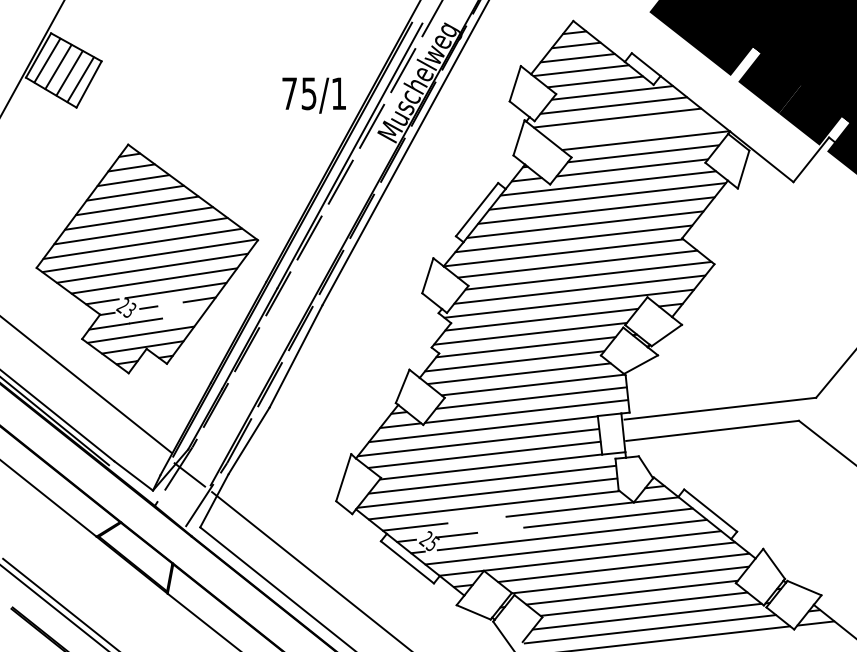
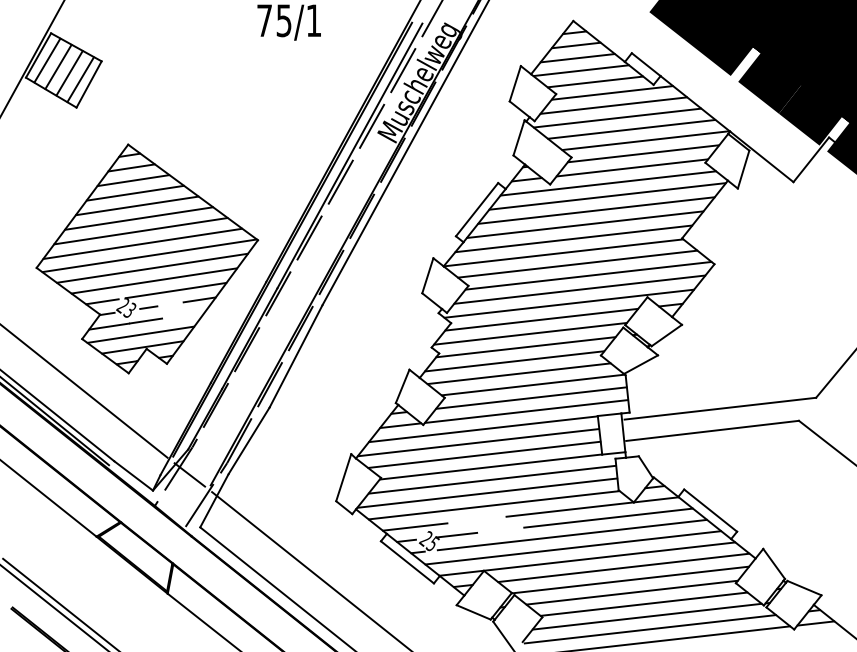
text position: (313, 95) -> (288, 22) (288, 22)
line: none -> present (631, 129)
line position: (86, 384) -> (84, 391) (84, 391)
